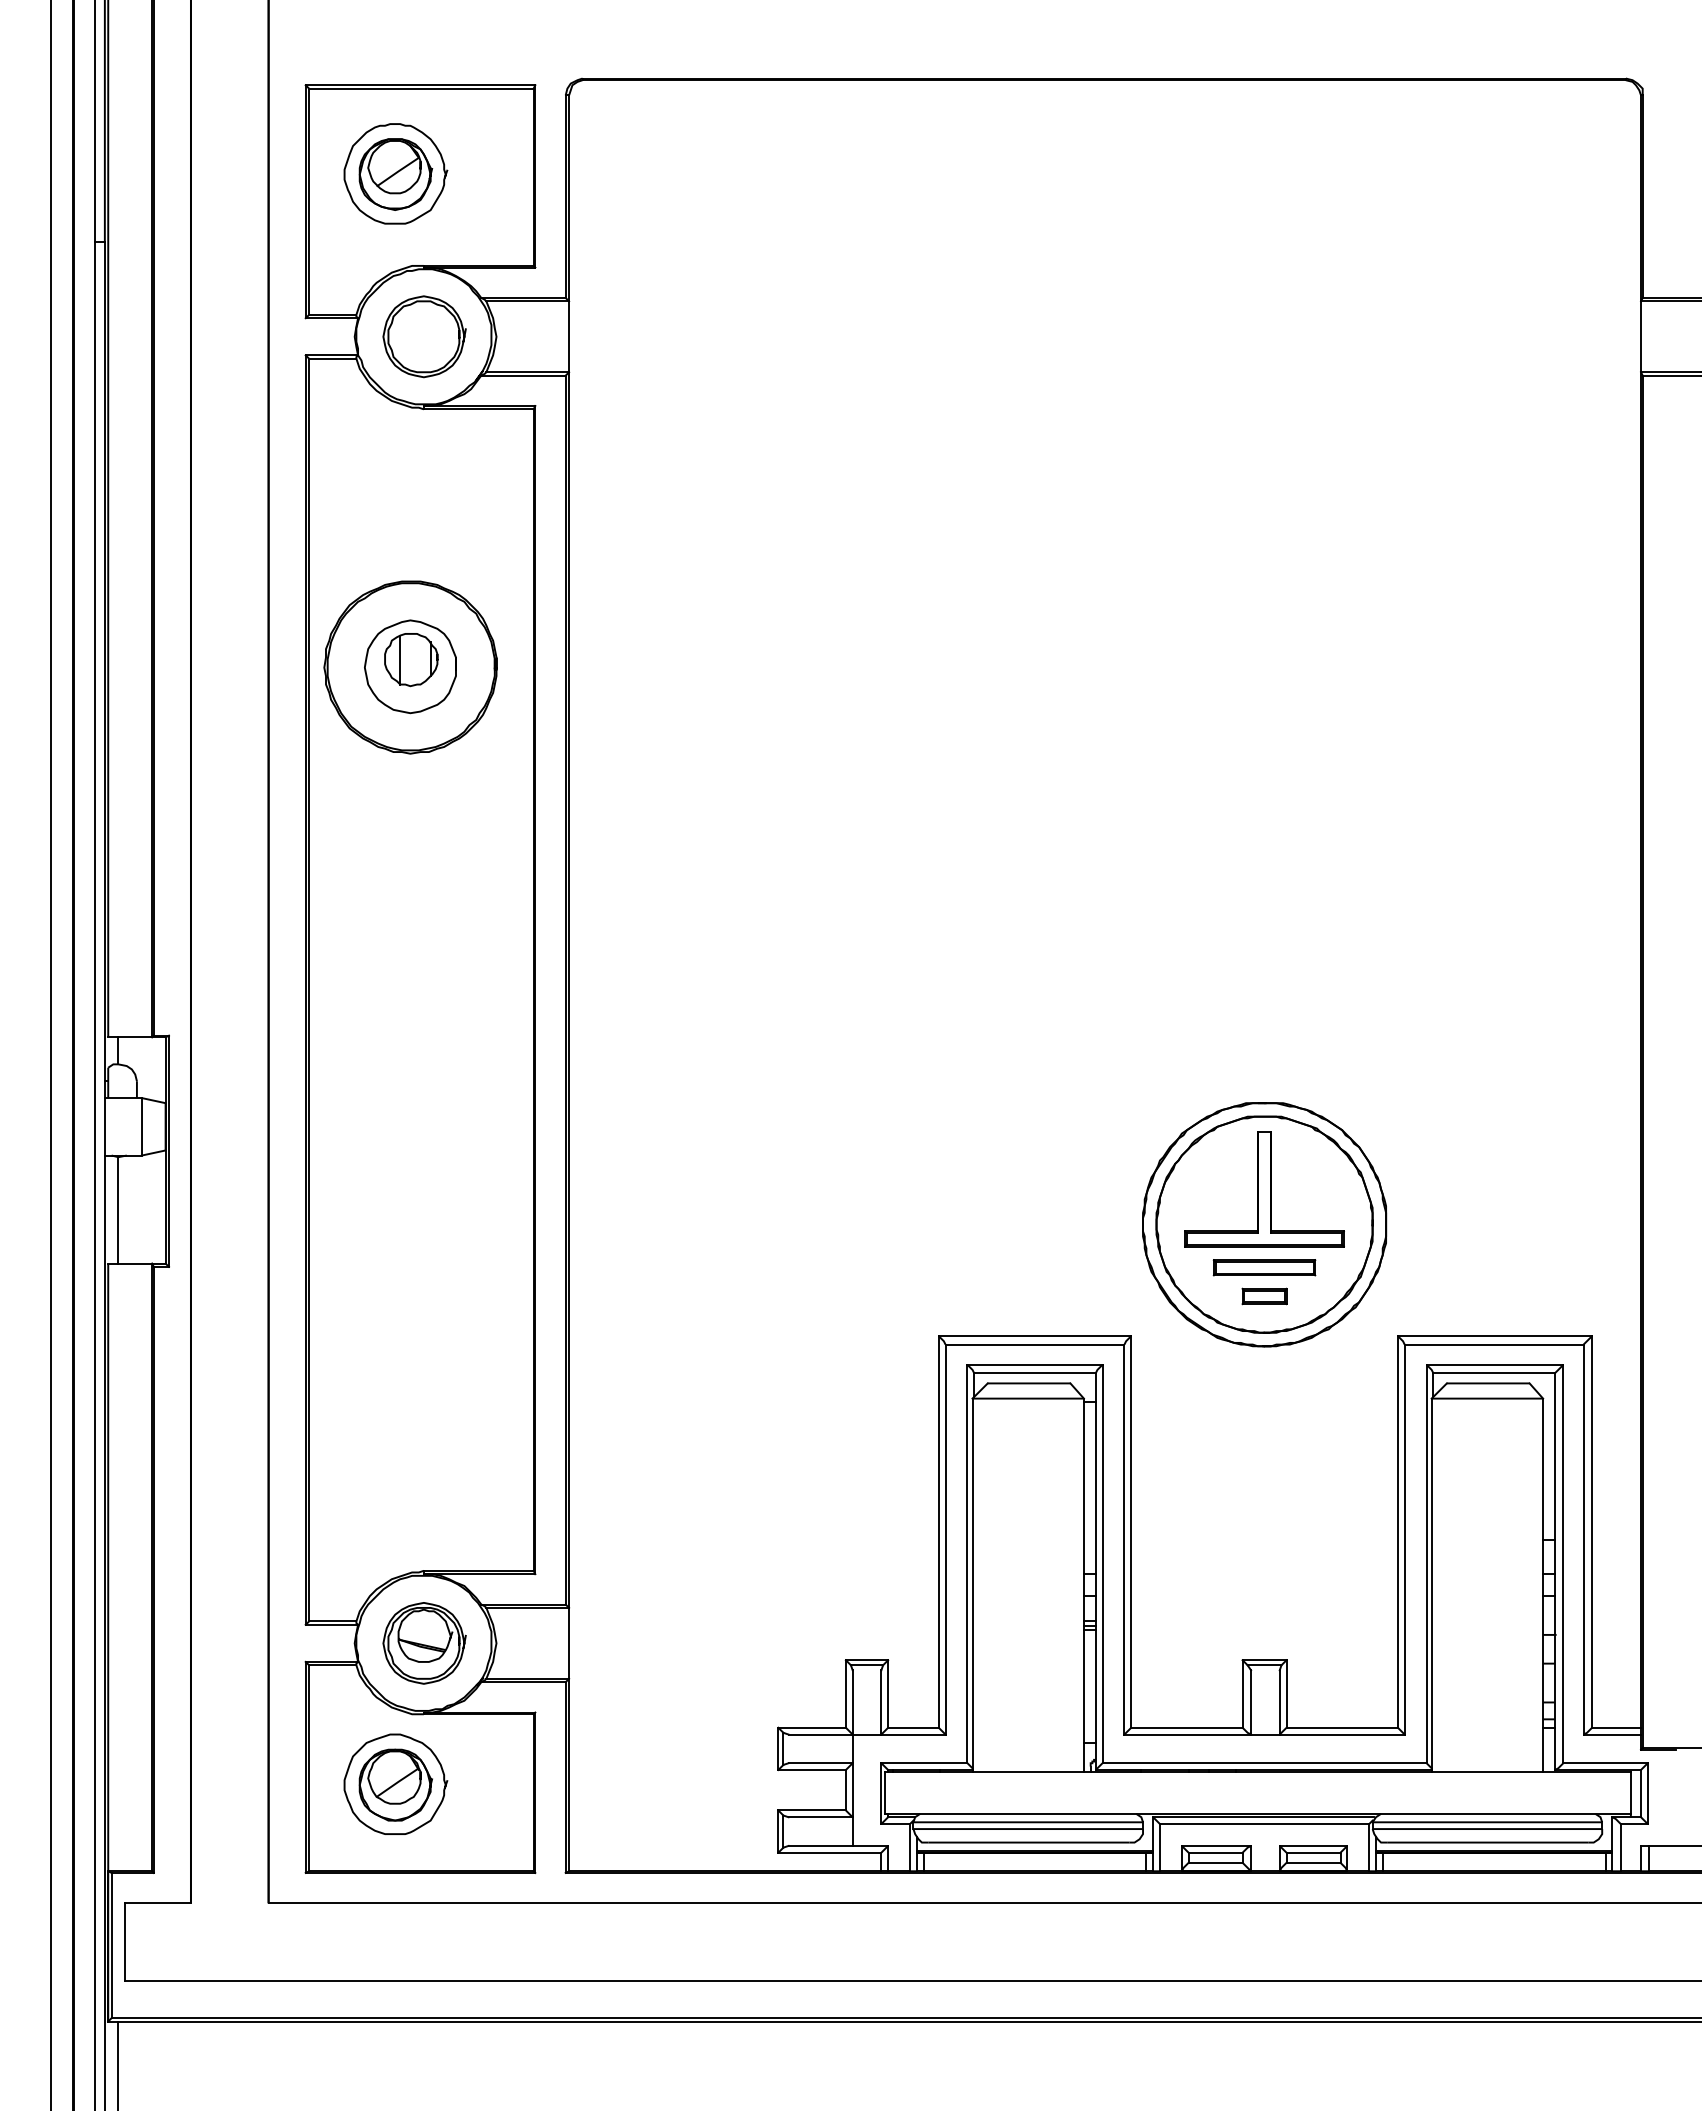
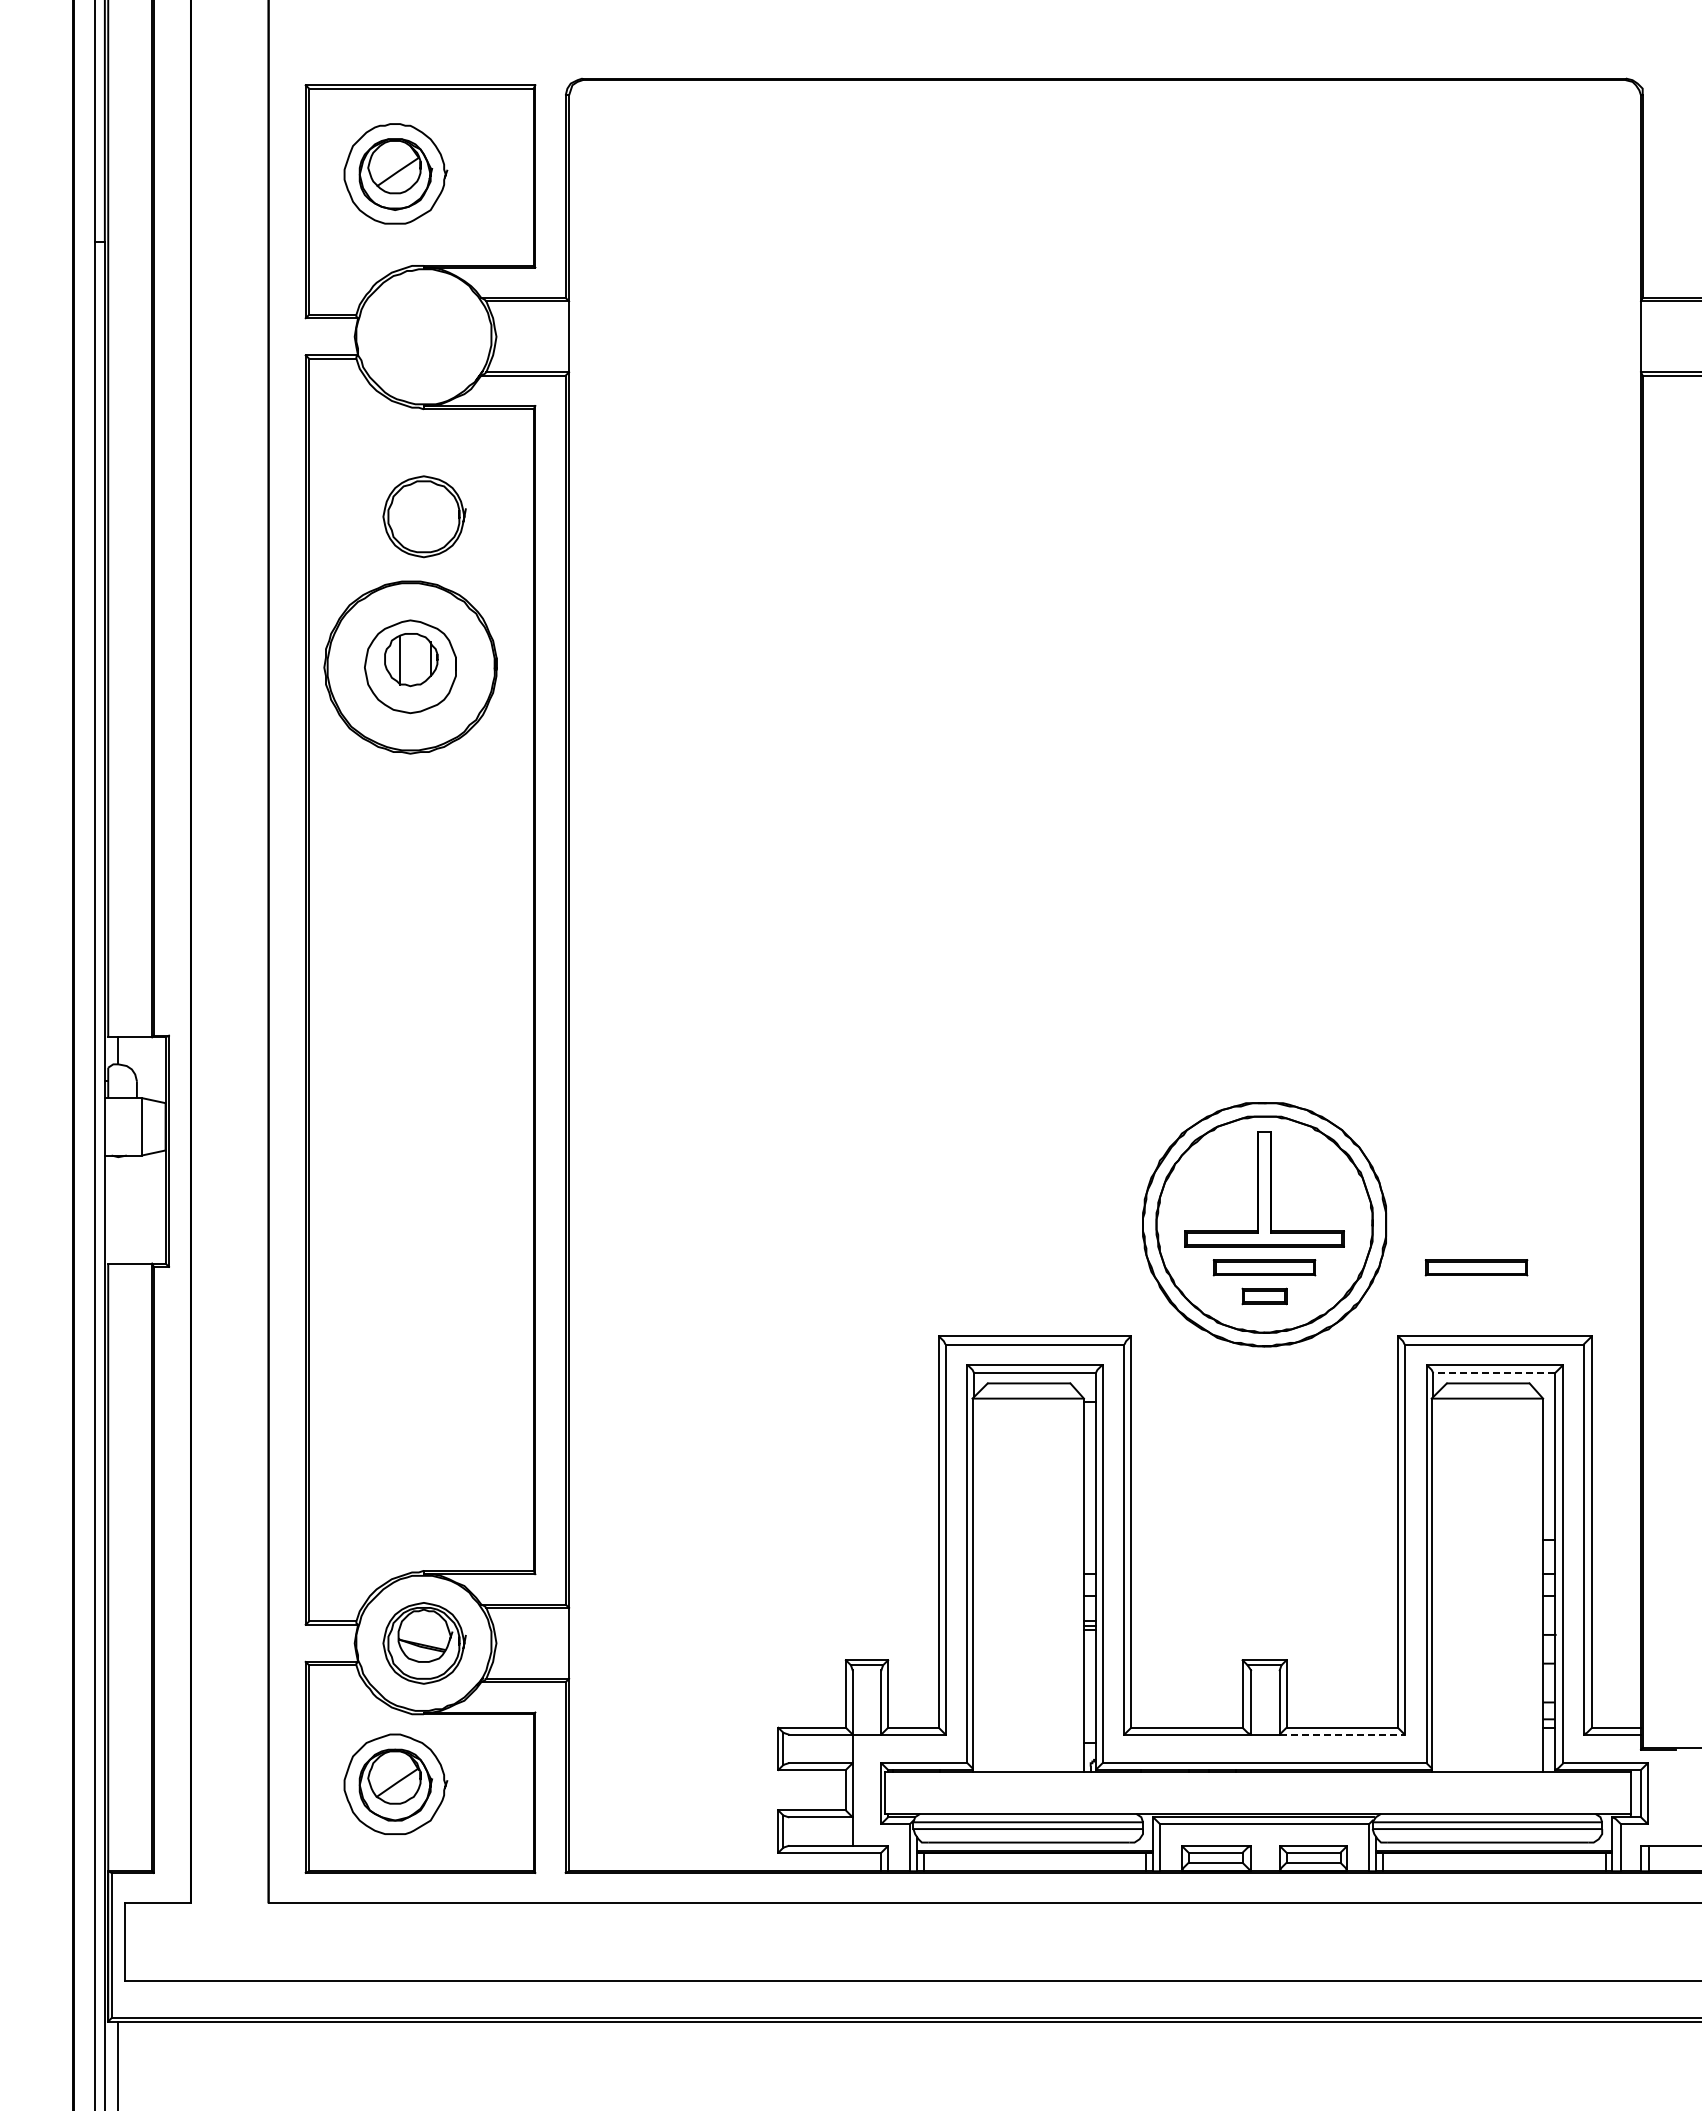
part position: (424, 336) -> (424, 516) (424, 516)
line: present -> none (50, 1054)
line: present -> none (118, 1210)
part: none -> present (1476, 1267)
line: solid -> dashed (1494, 1373)
line: solid -> dashed (1342, 1734)
